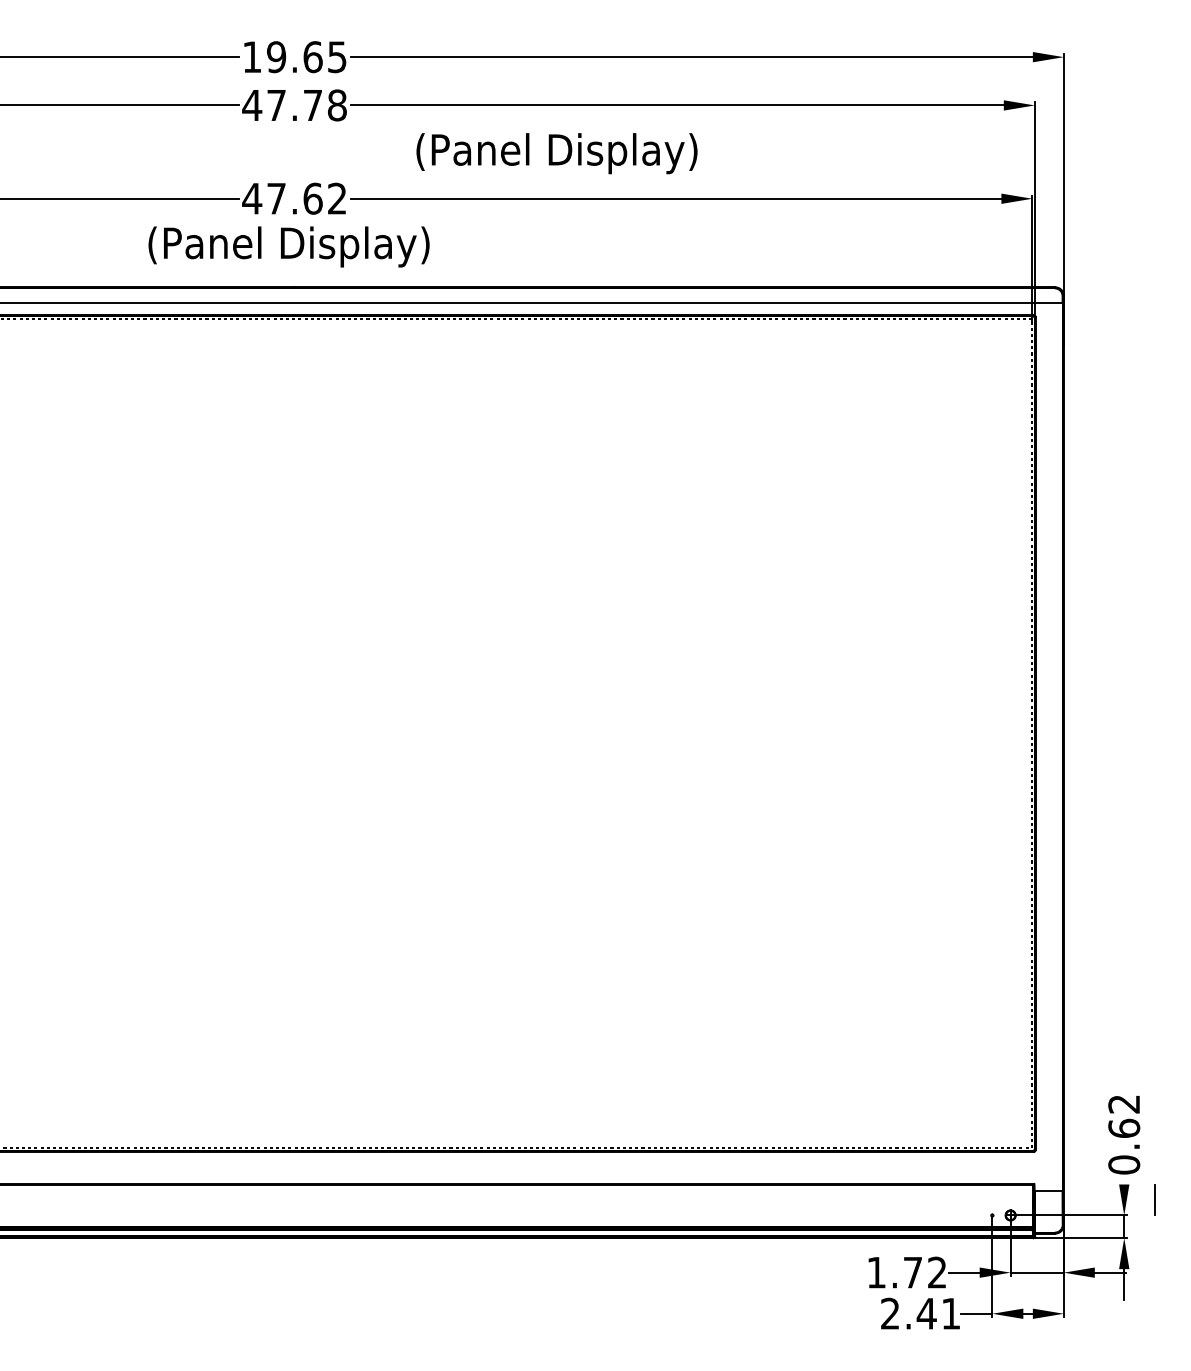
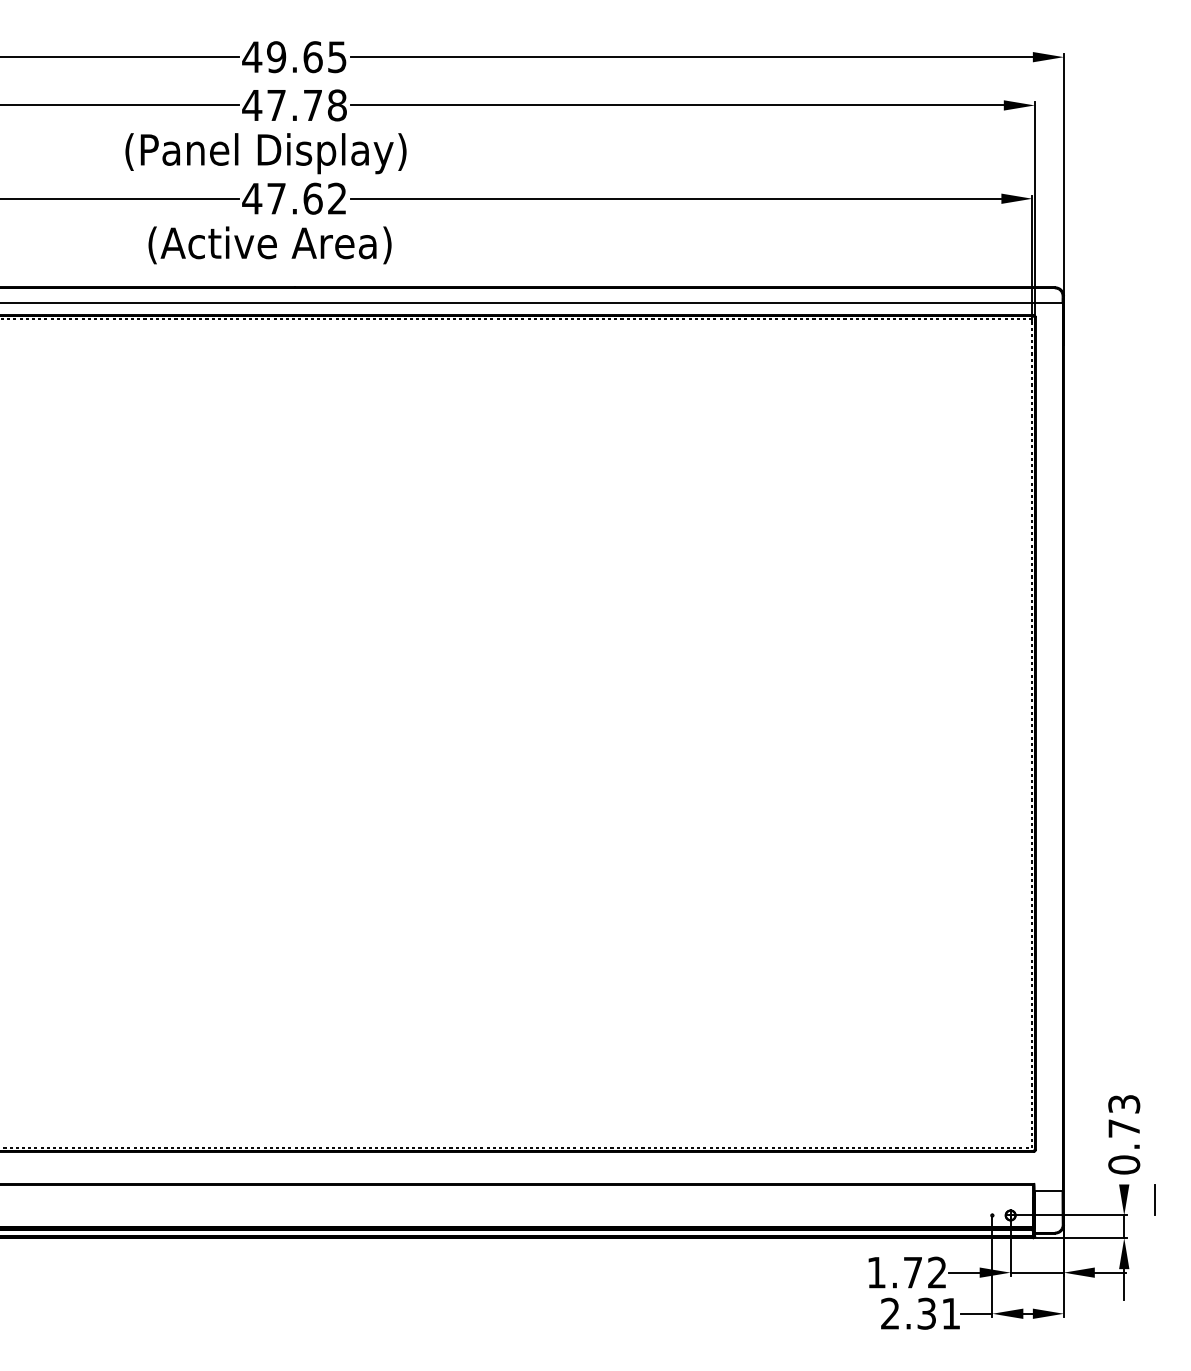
text: 19.65 -> 49.65 (252, 56)
text position: (556, 153) -> (265, 153) (265, 153)
text: (Panel Display) -> (Active Area) (294, 246)
text: 0.62 -> 0.73 (1124, 1116)
text: 2.41 -> 2.31 (926, 1313)
